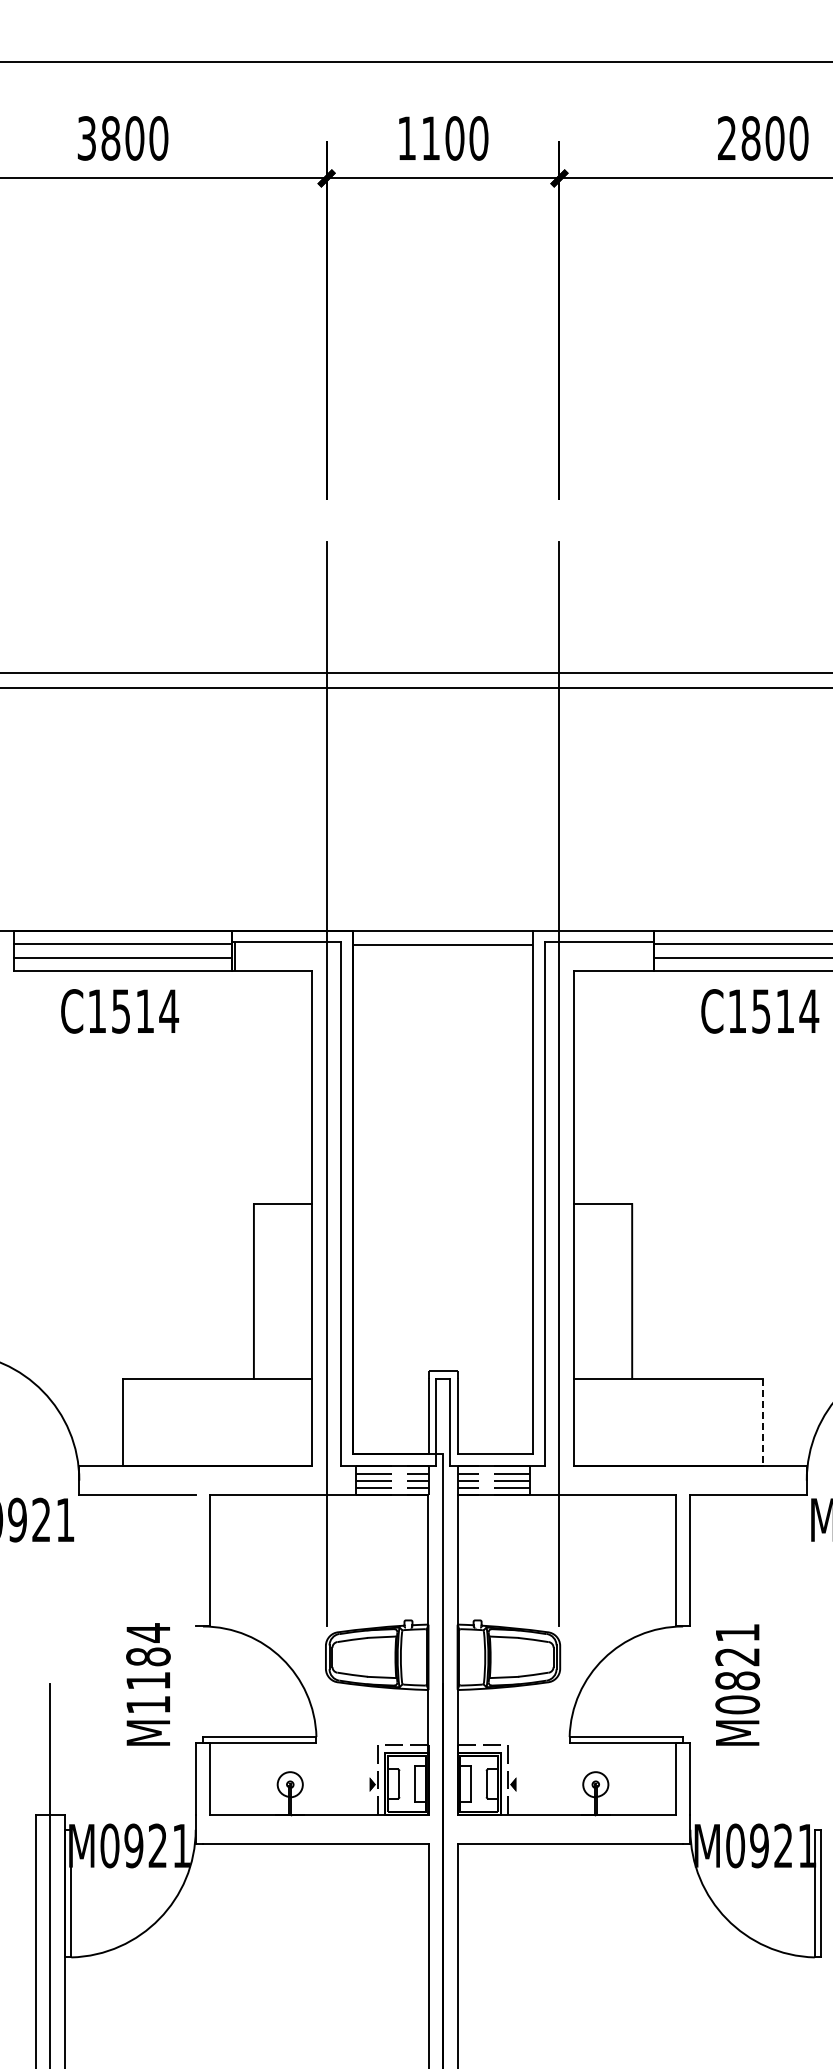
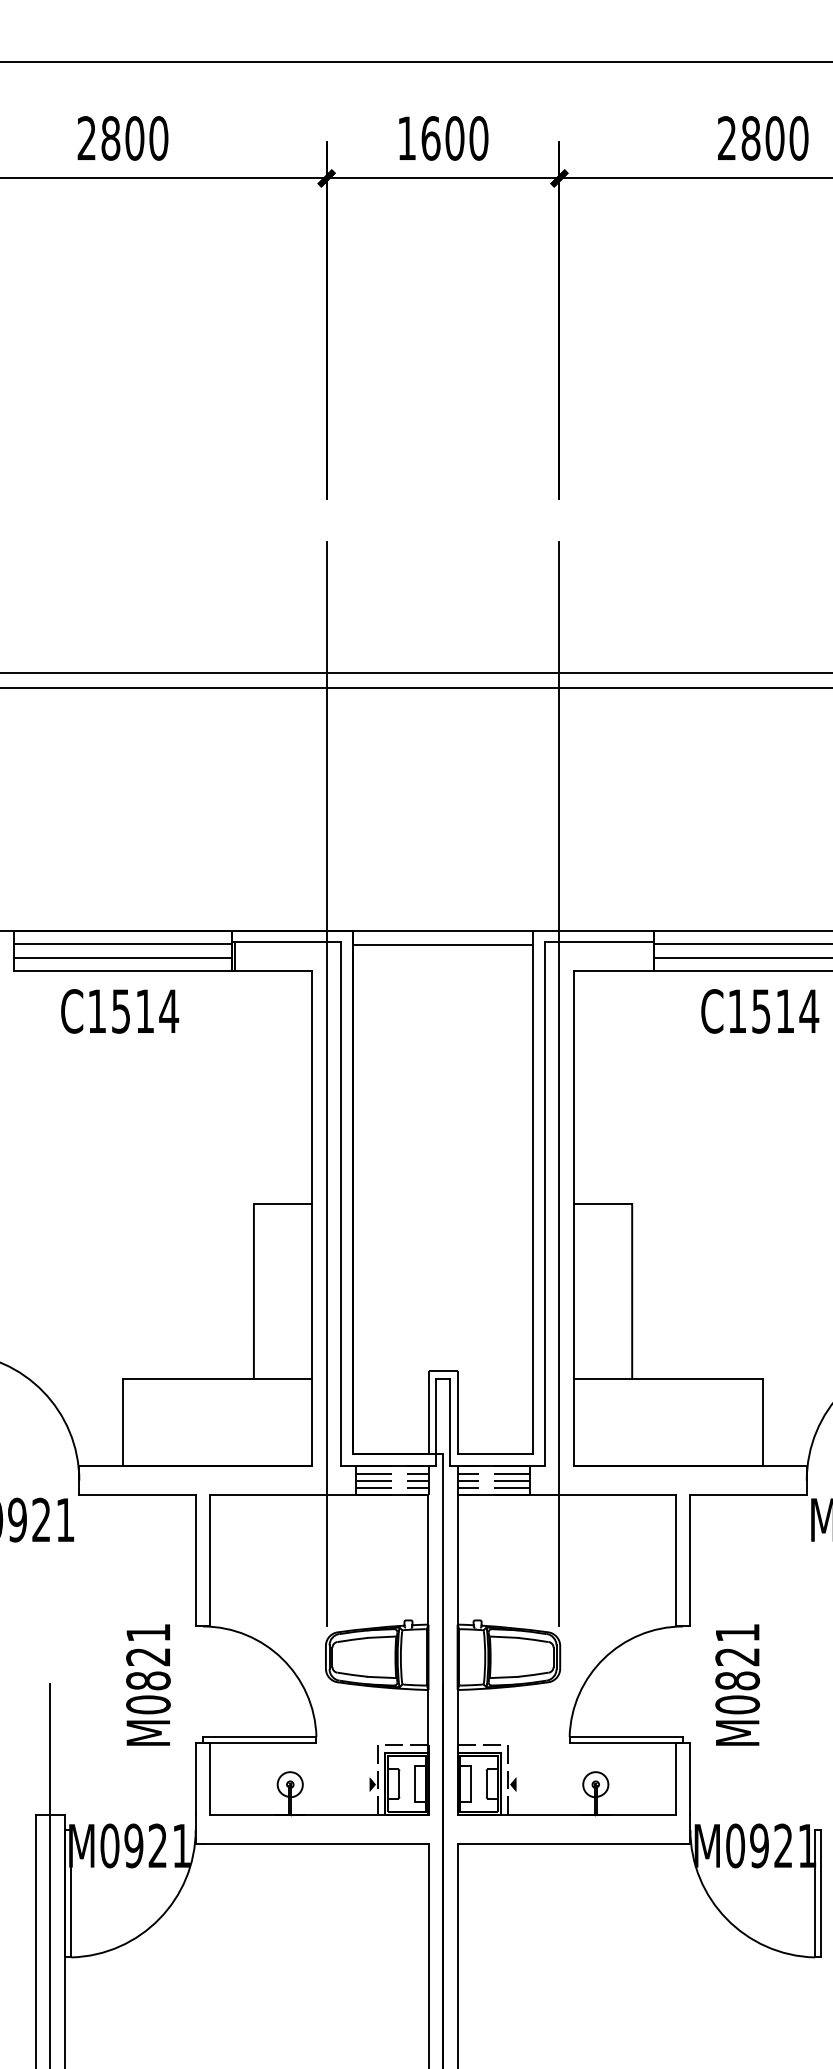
text: 3800 -> 2800 (86, 138)
text: 1100 -> 1600 (430, 138)
line: dashed -> solid (763, 1422)
line: none -> present (195, 1560)
text: M1184 -> M0821 (148, 1668)
